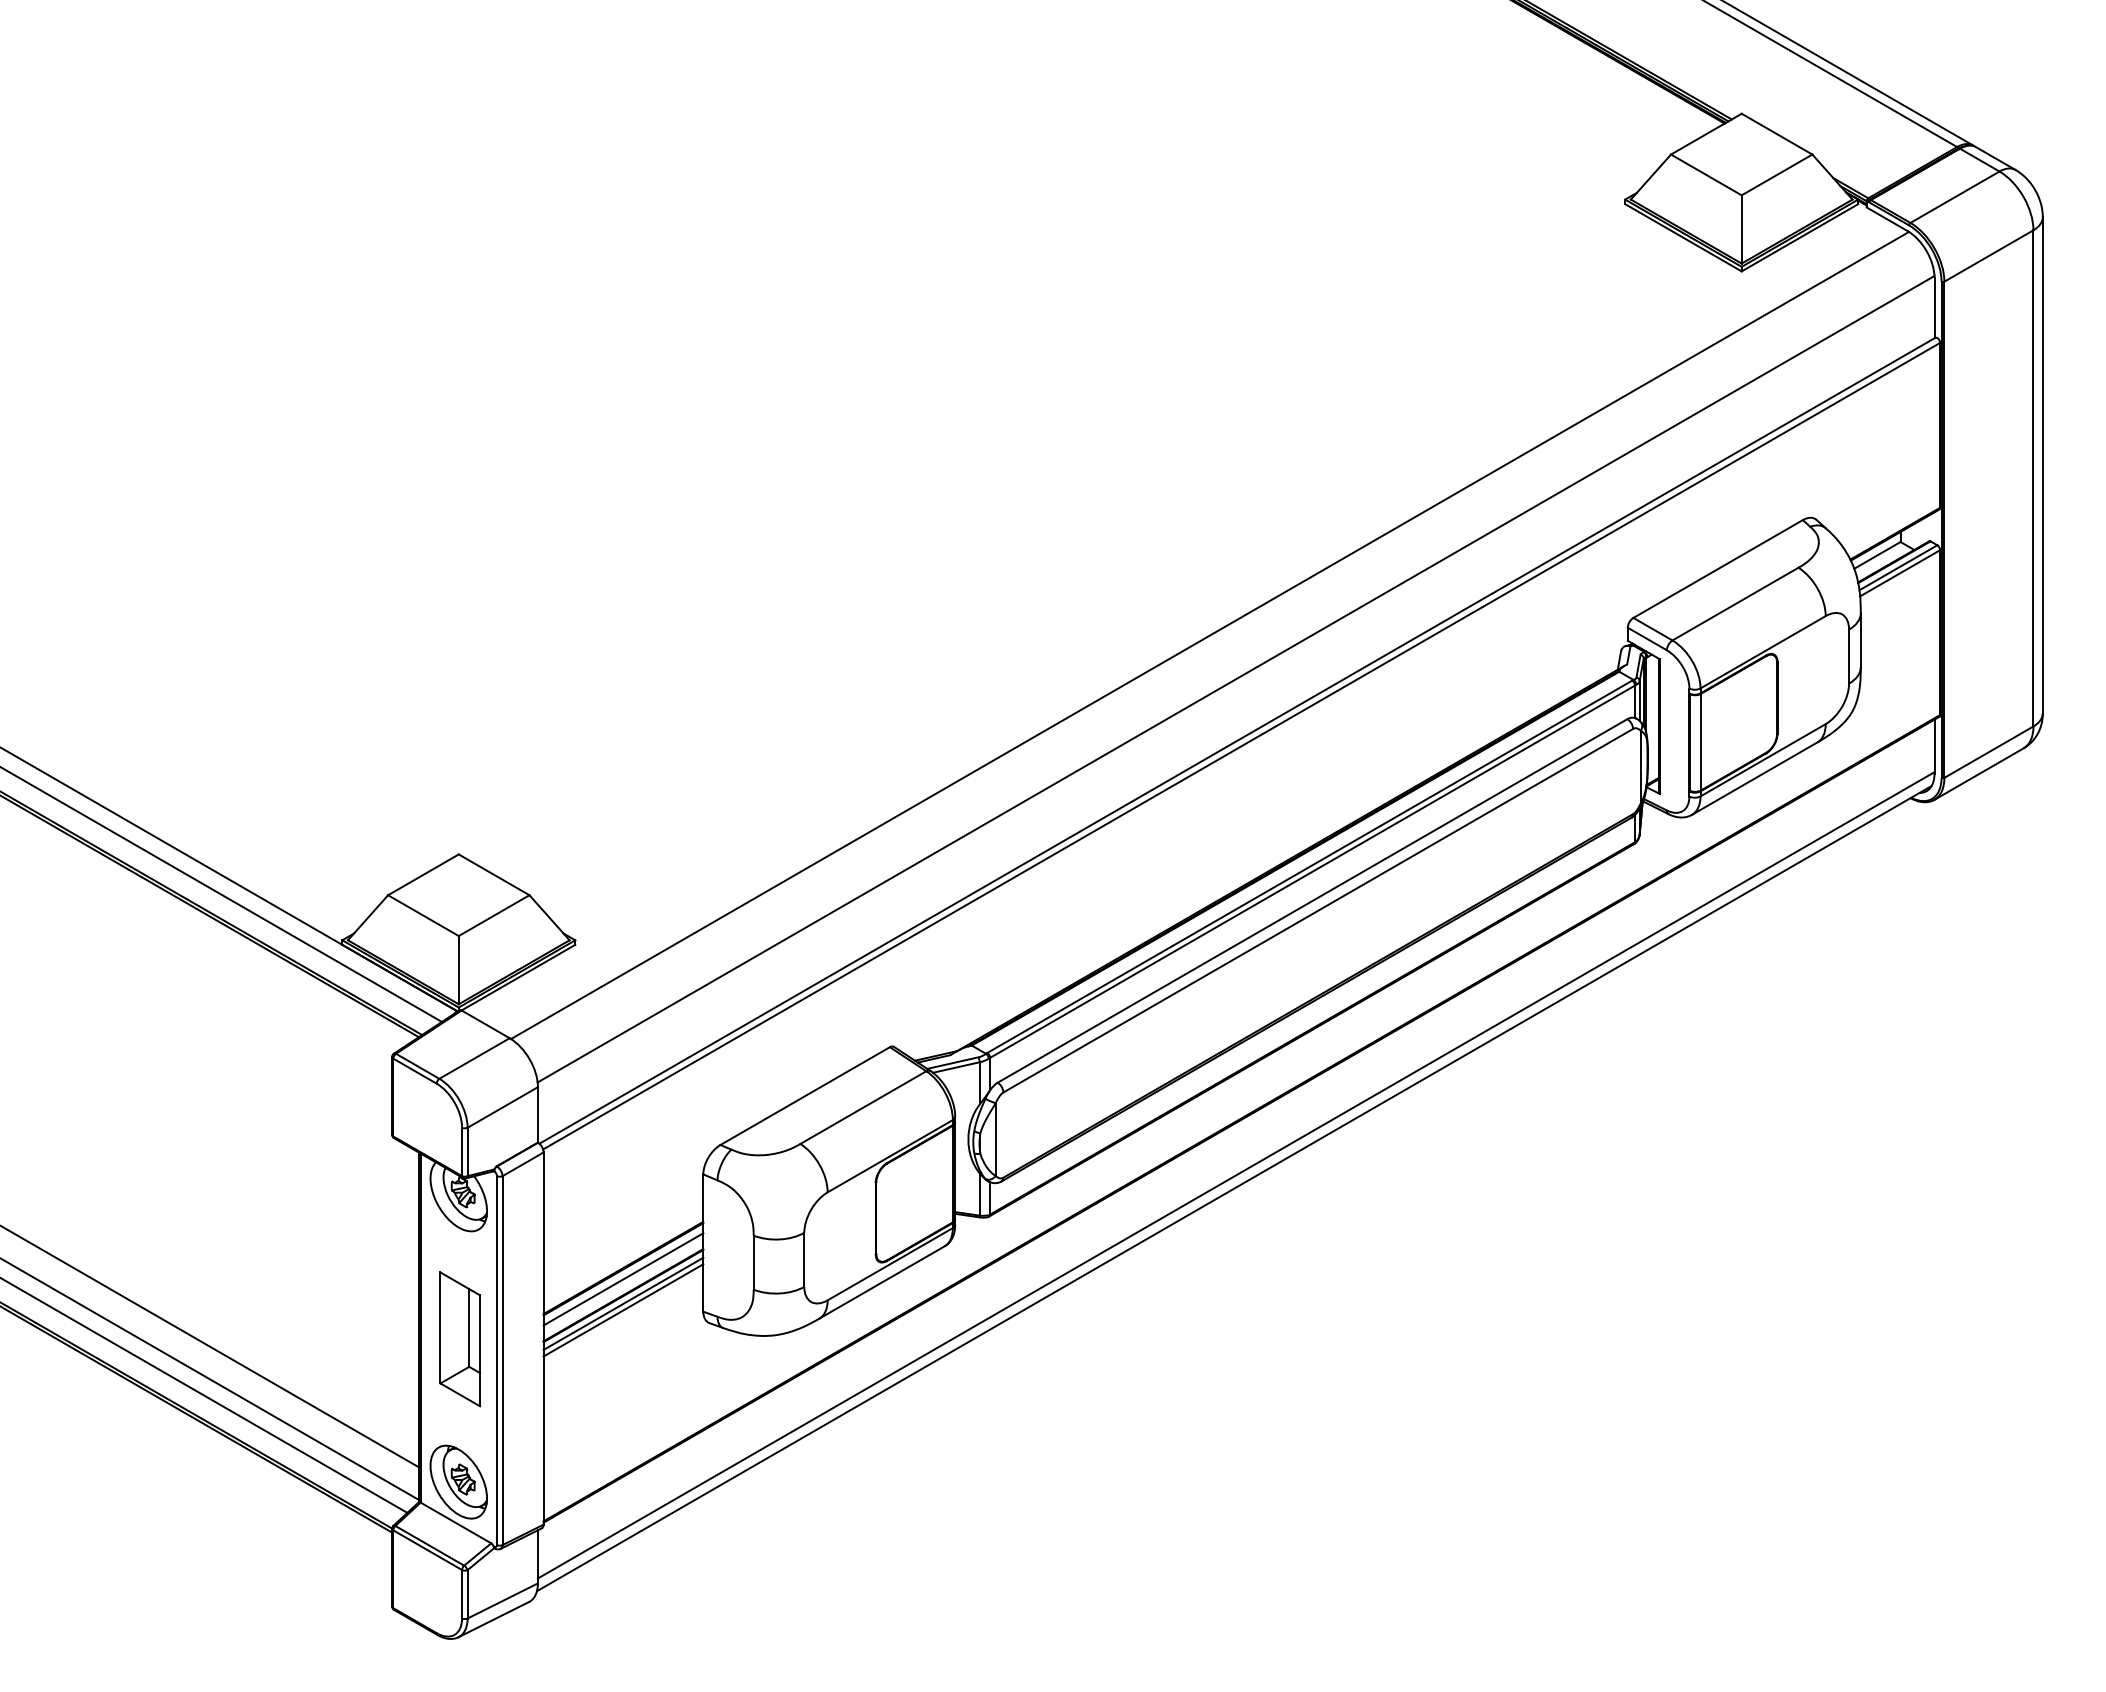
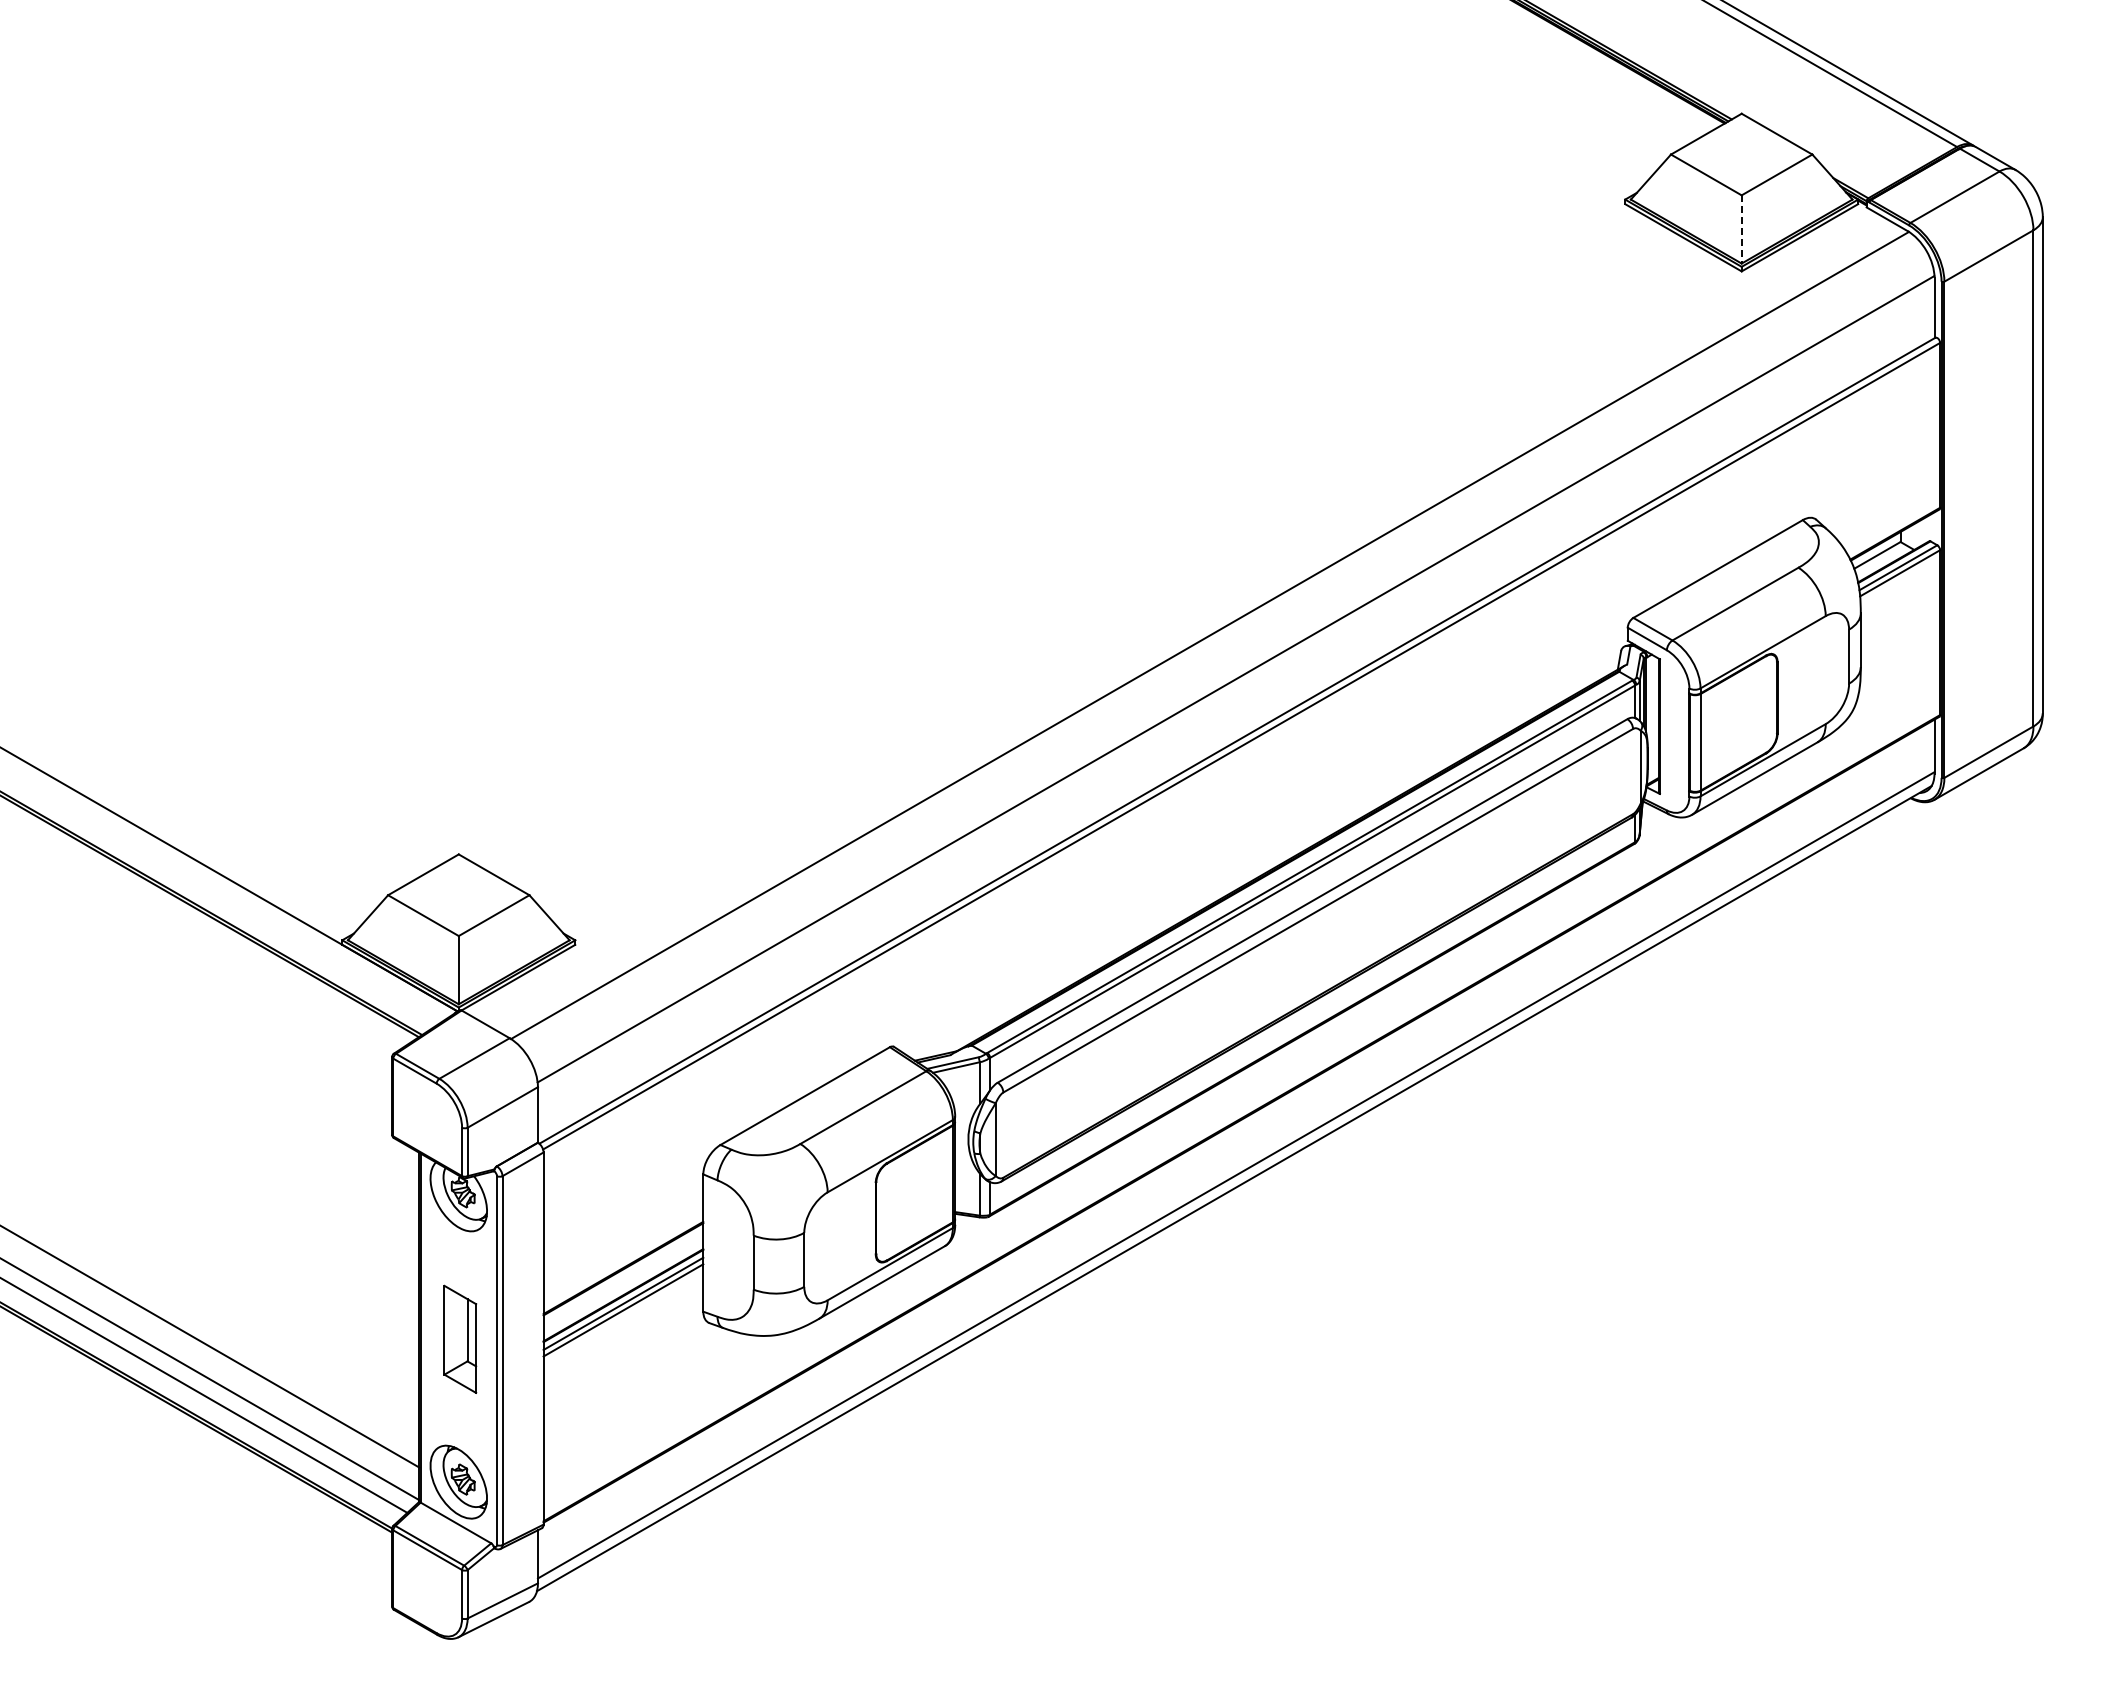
line: solid -> dashed (1741, 229)
line: present -> none (221, 894)
line: present -> none (623, 1279)
part size: 43x137 px -> 35x110 px (460, 1338)
